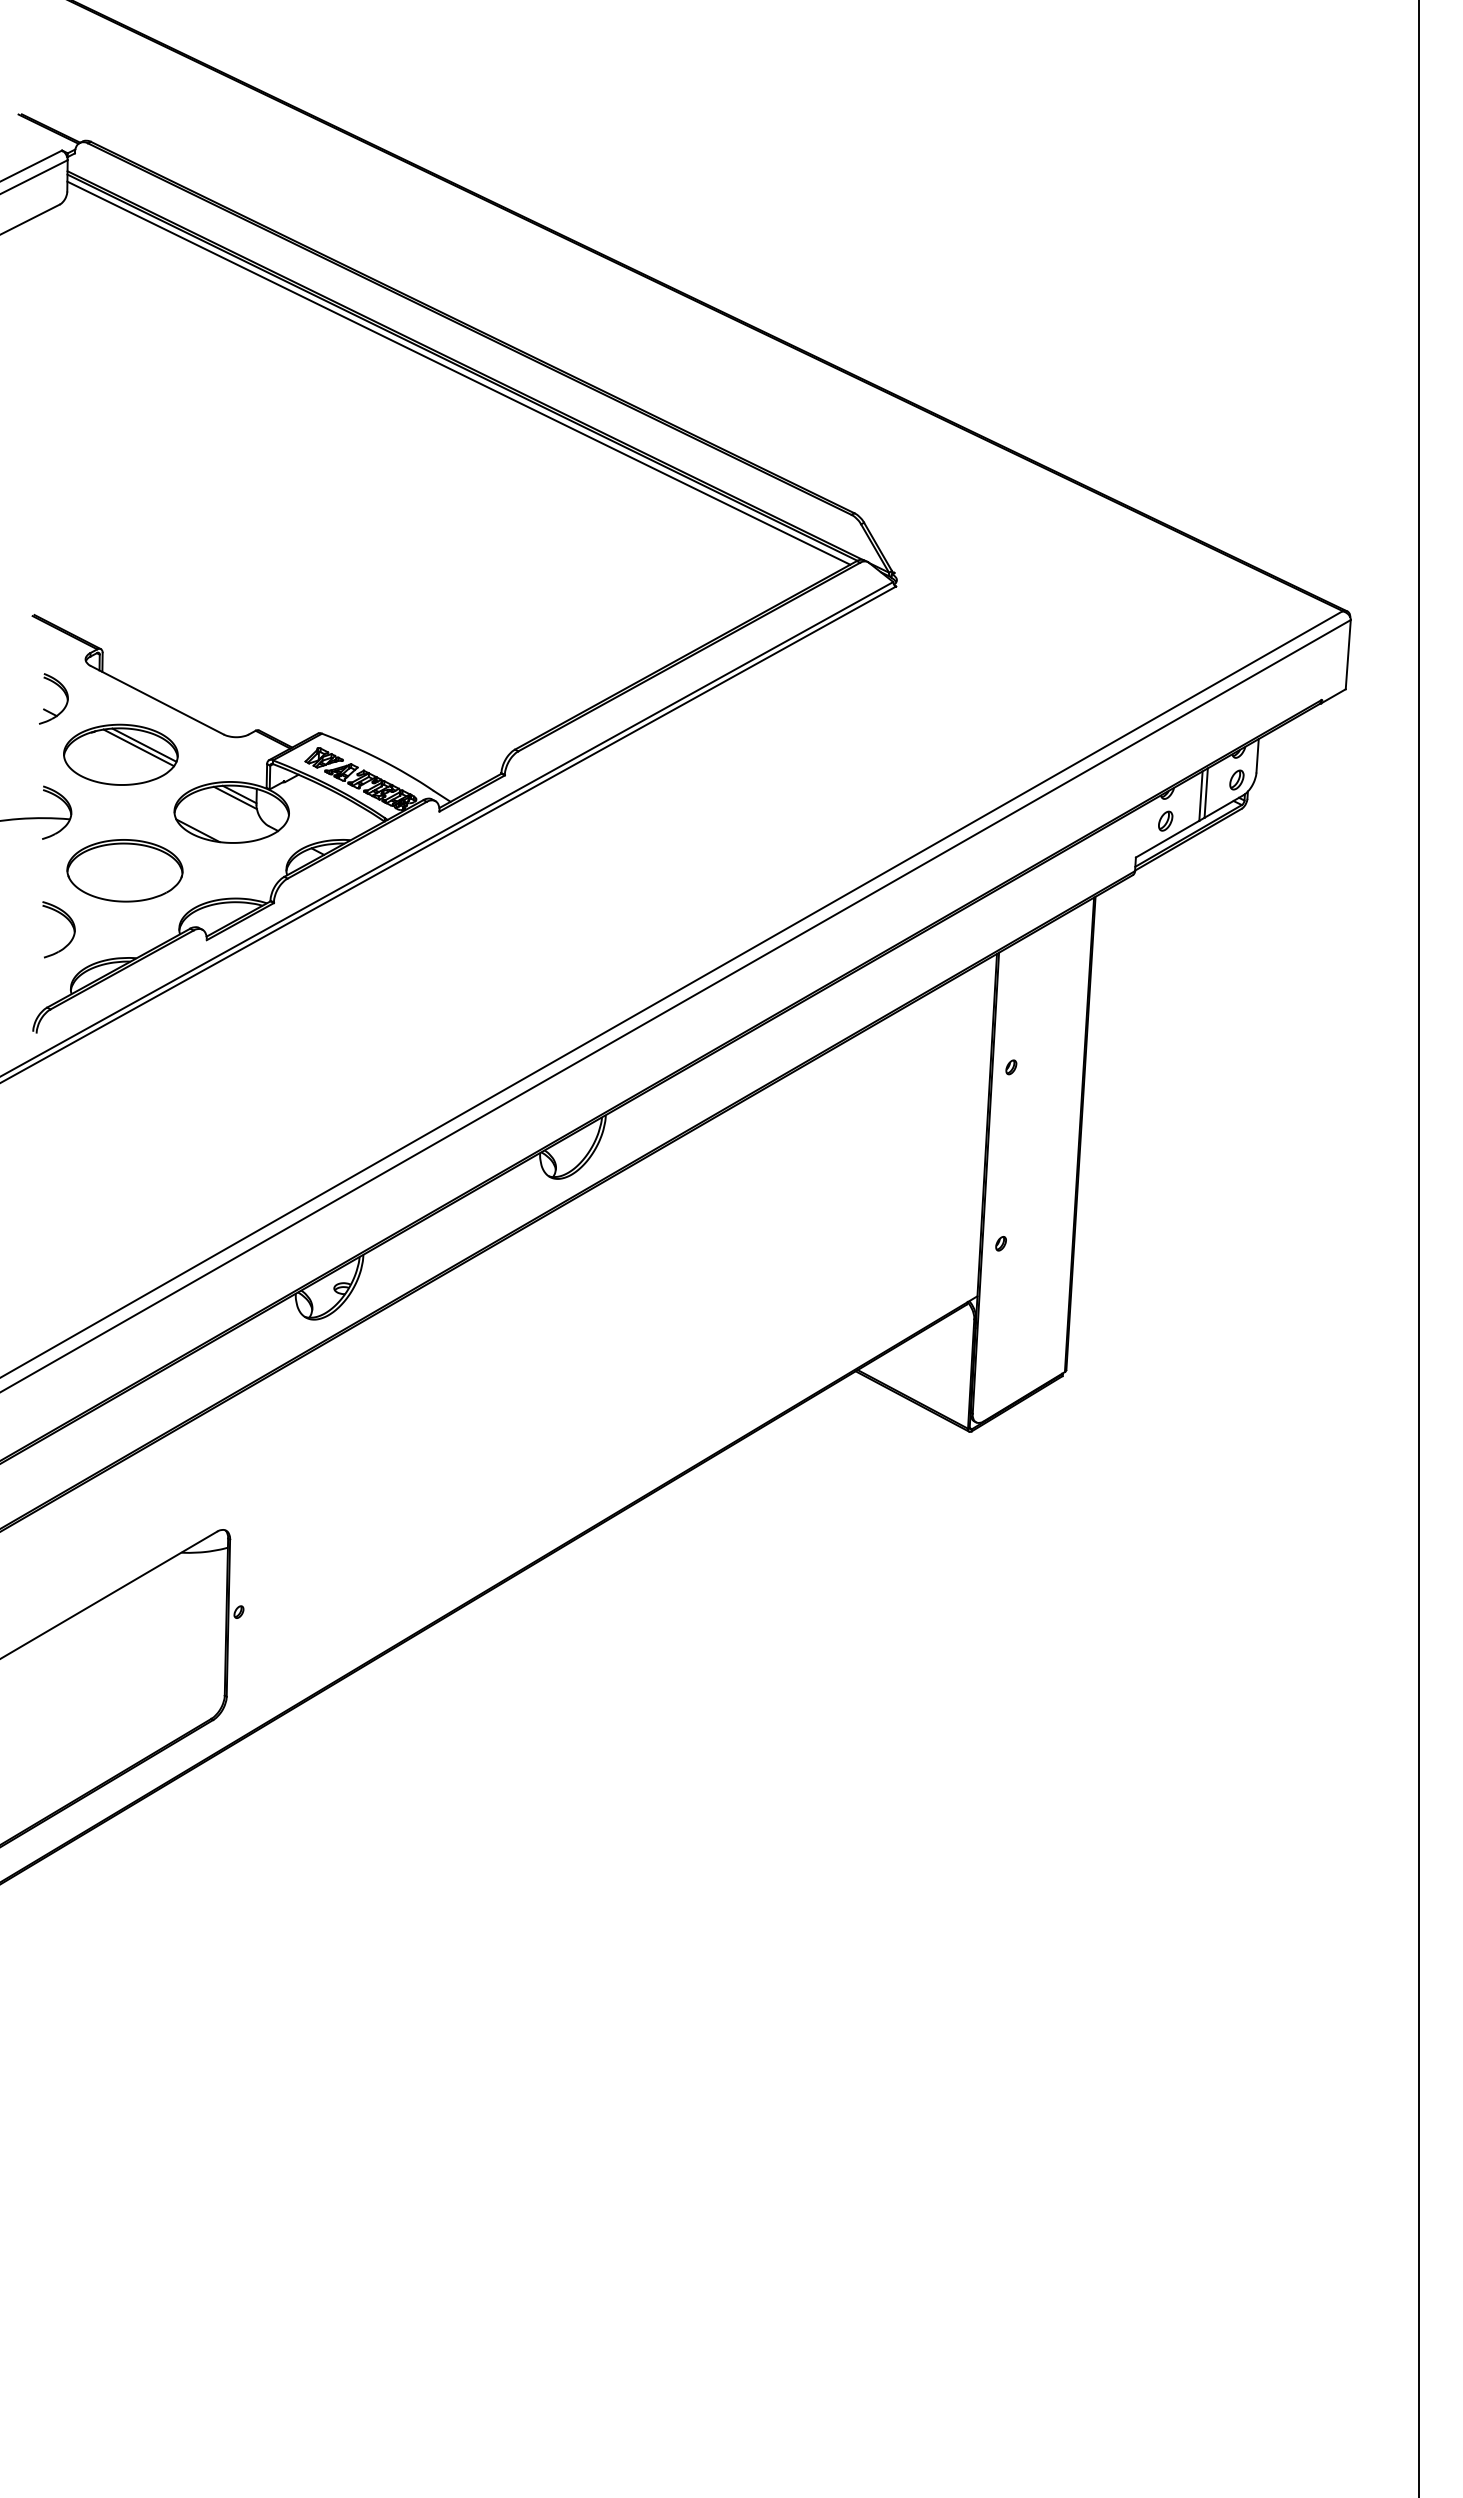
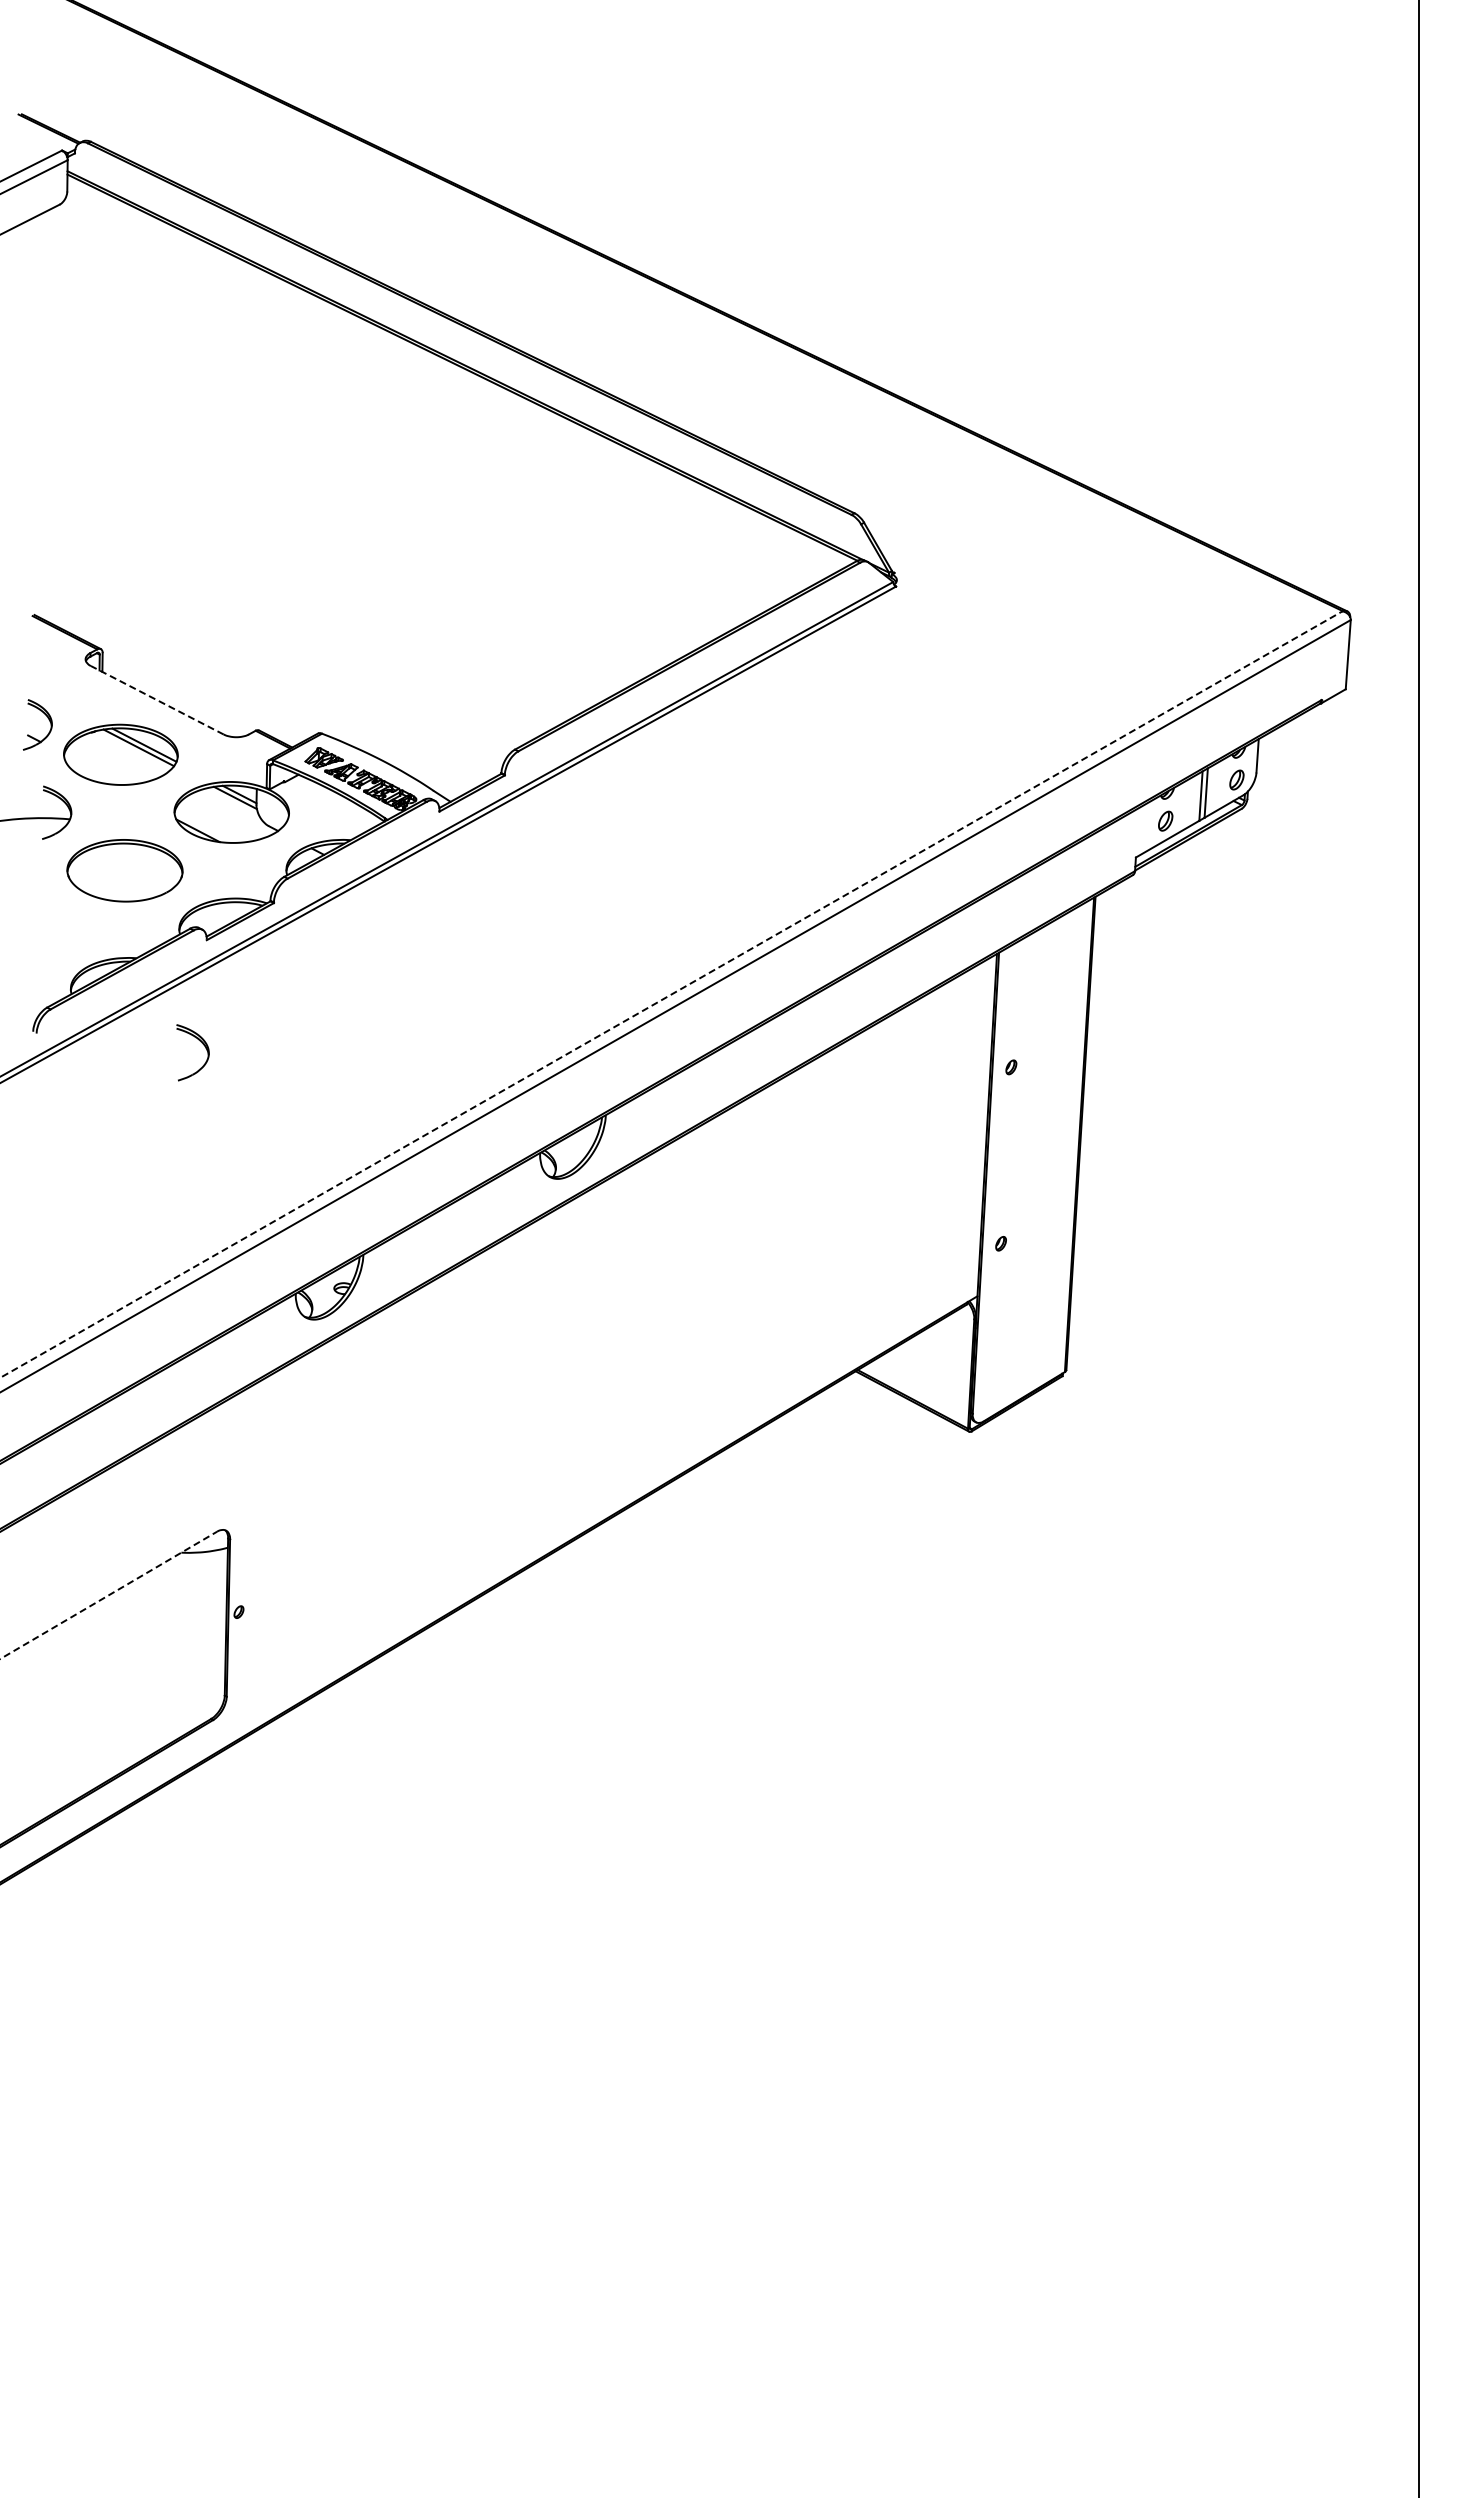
line: present -> none (458, 372)
part position: (63, 692) -> (47, 718) (47, 718)
line: solid -> dashed (157, 700)
part position: (68, 921) -> (202, 1044) (202, 1044)
line: solid -> dashed (671, 994)
line: solid -> dashed (108, 1595)
